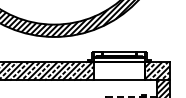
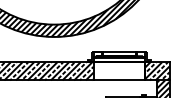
line: dashed -> solid (131, 96)
